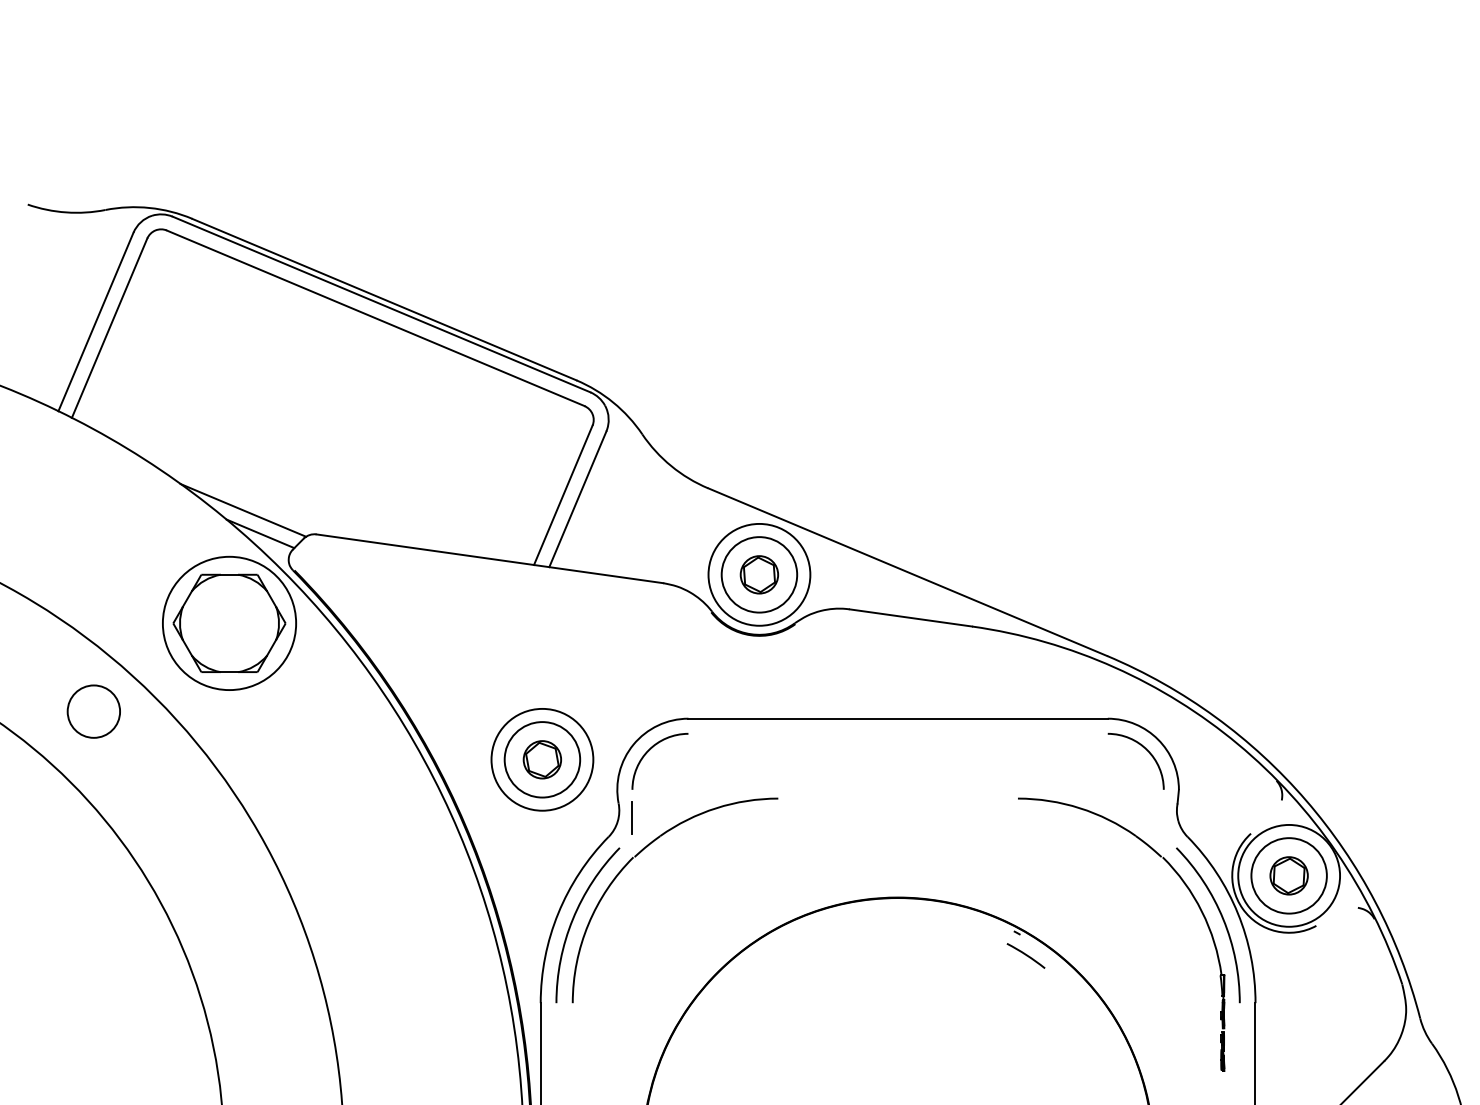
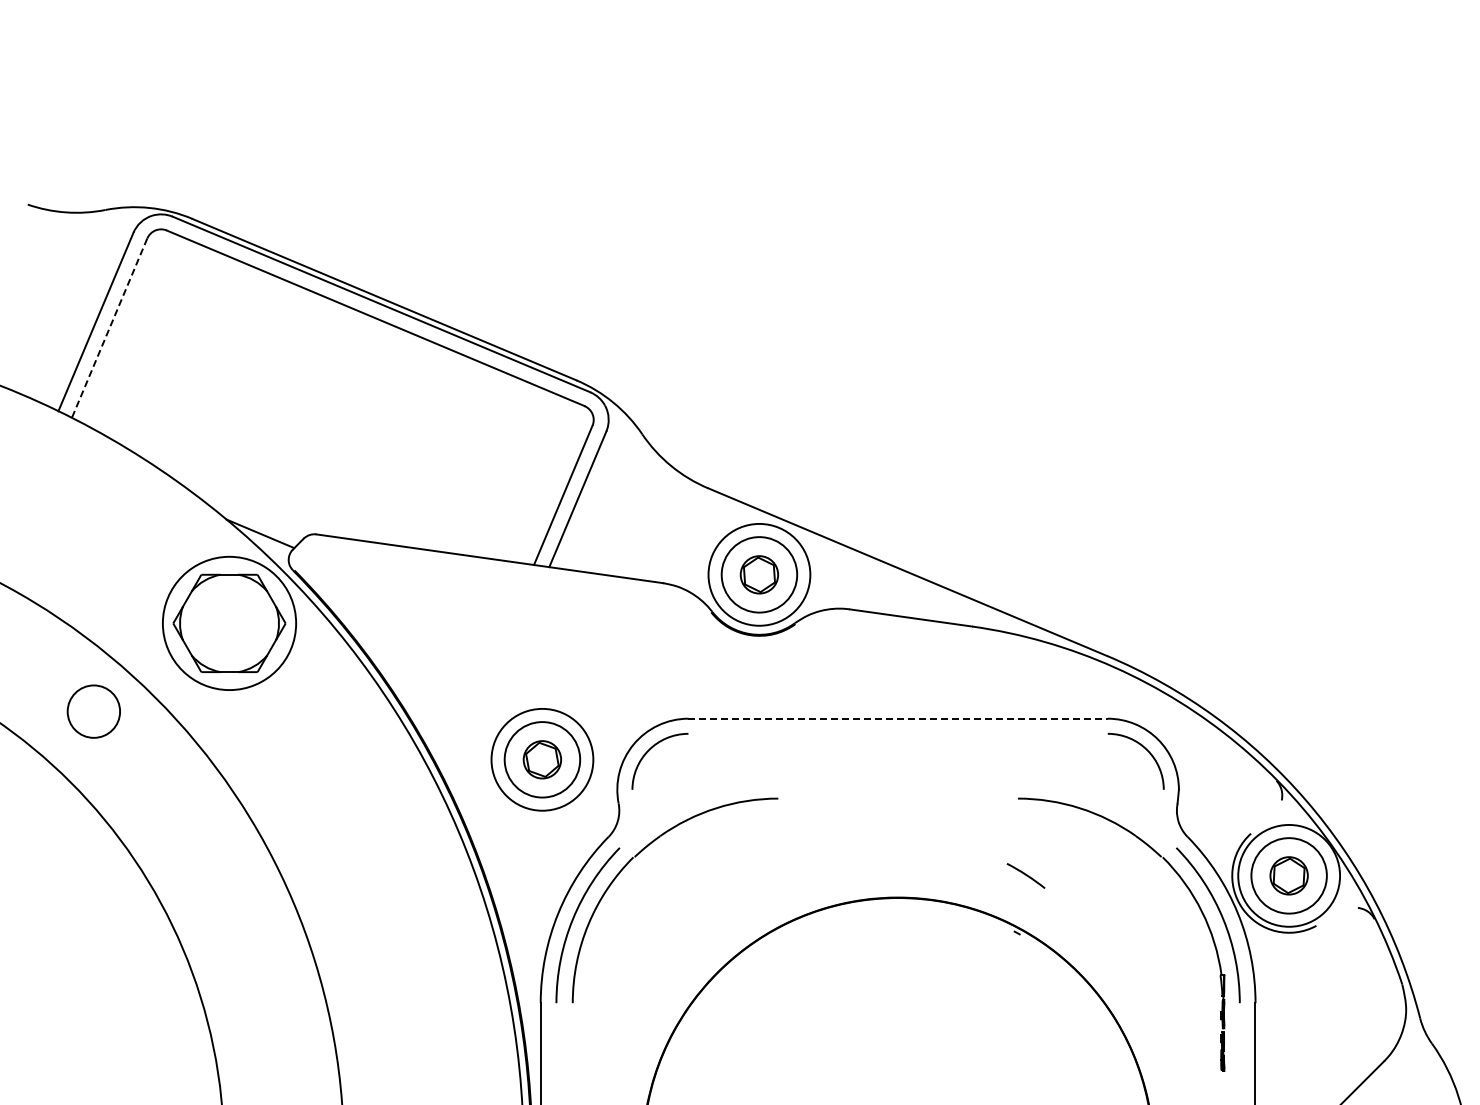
line: solid -> dashed (109, 328)
line: present -> none (243, 510)
line: solid -> dashed (898, 718)
line: present -> none (632, 817)
line position: (1025, 955) -> (1025, 875) (1025, 875)
